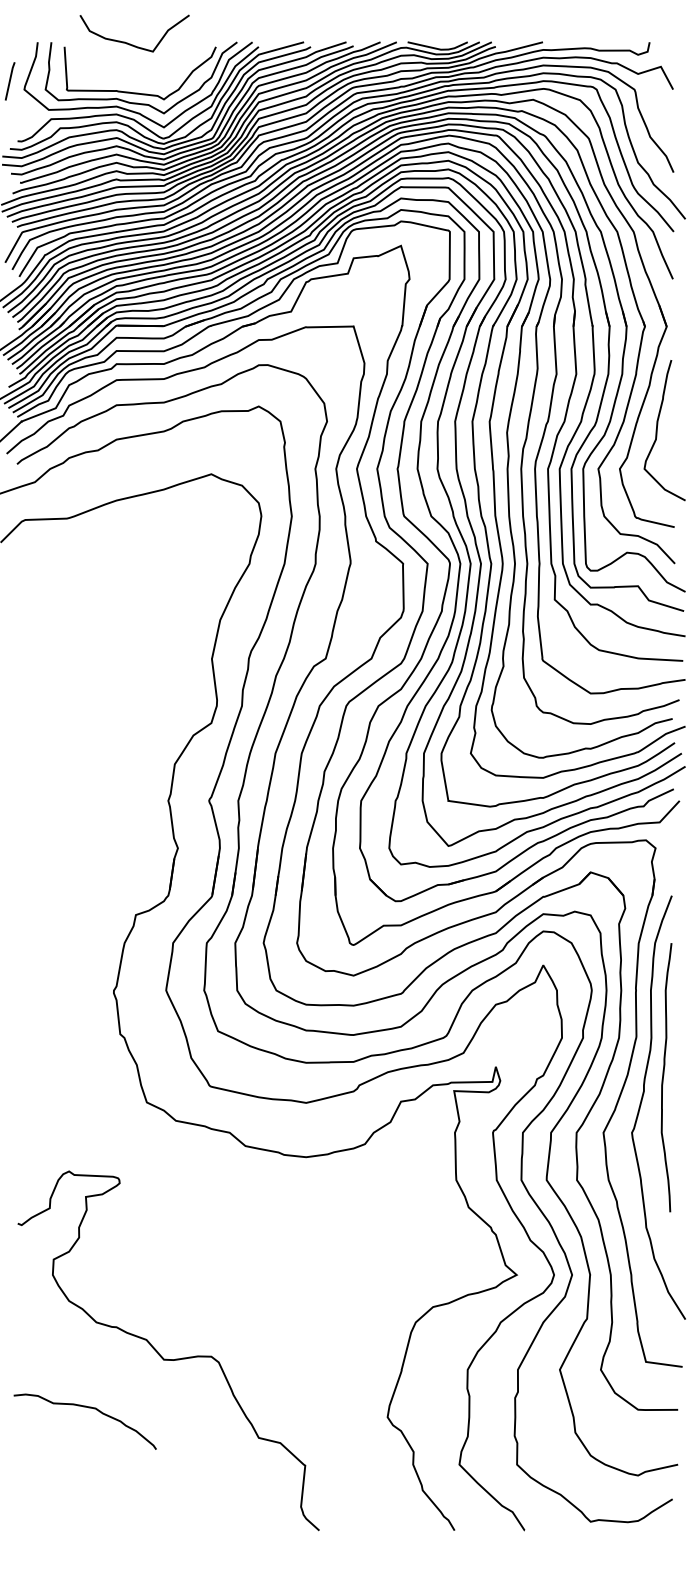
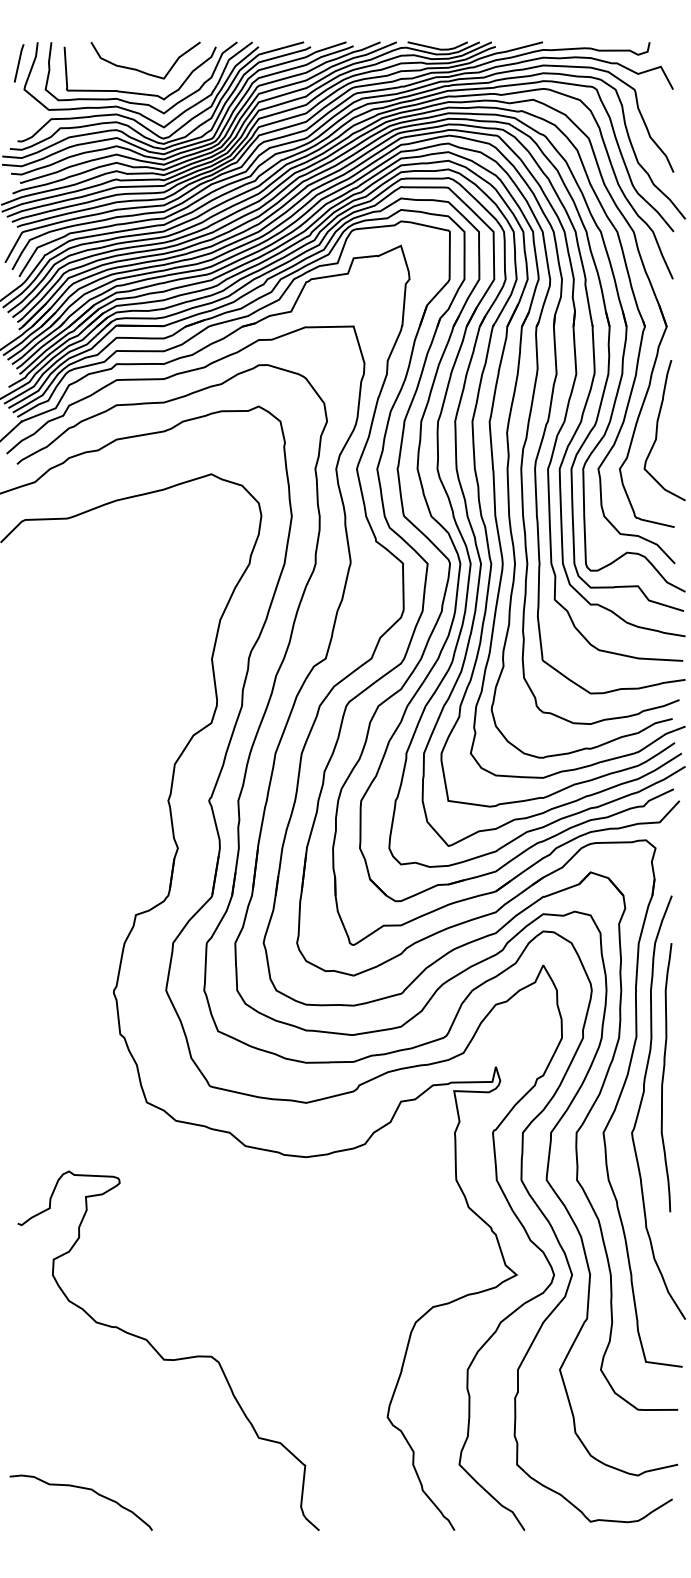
curve position: (130, 43) -> (141, 70) (141, 70)
line position: (10, 81) -> (19, 63) (19, 63)
curve position: (88, 1408) -> (84, 1489) (84, 1489)
